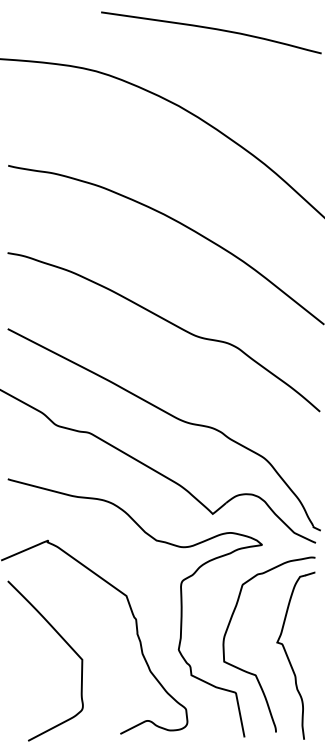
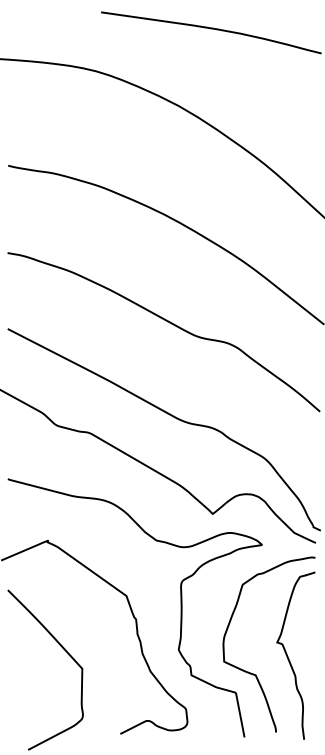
curve position: (64, 641) -> (64, 650) (64, 650)
